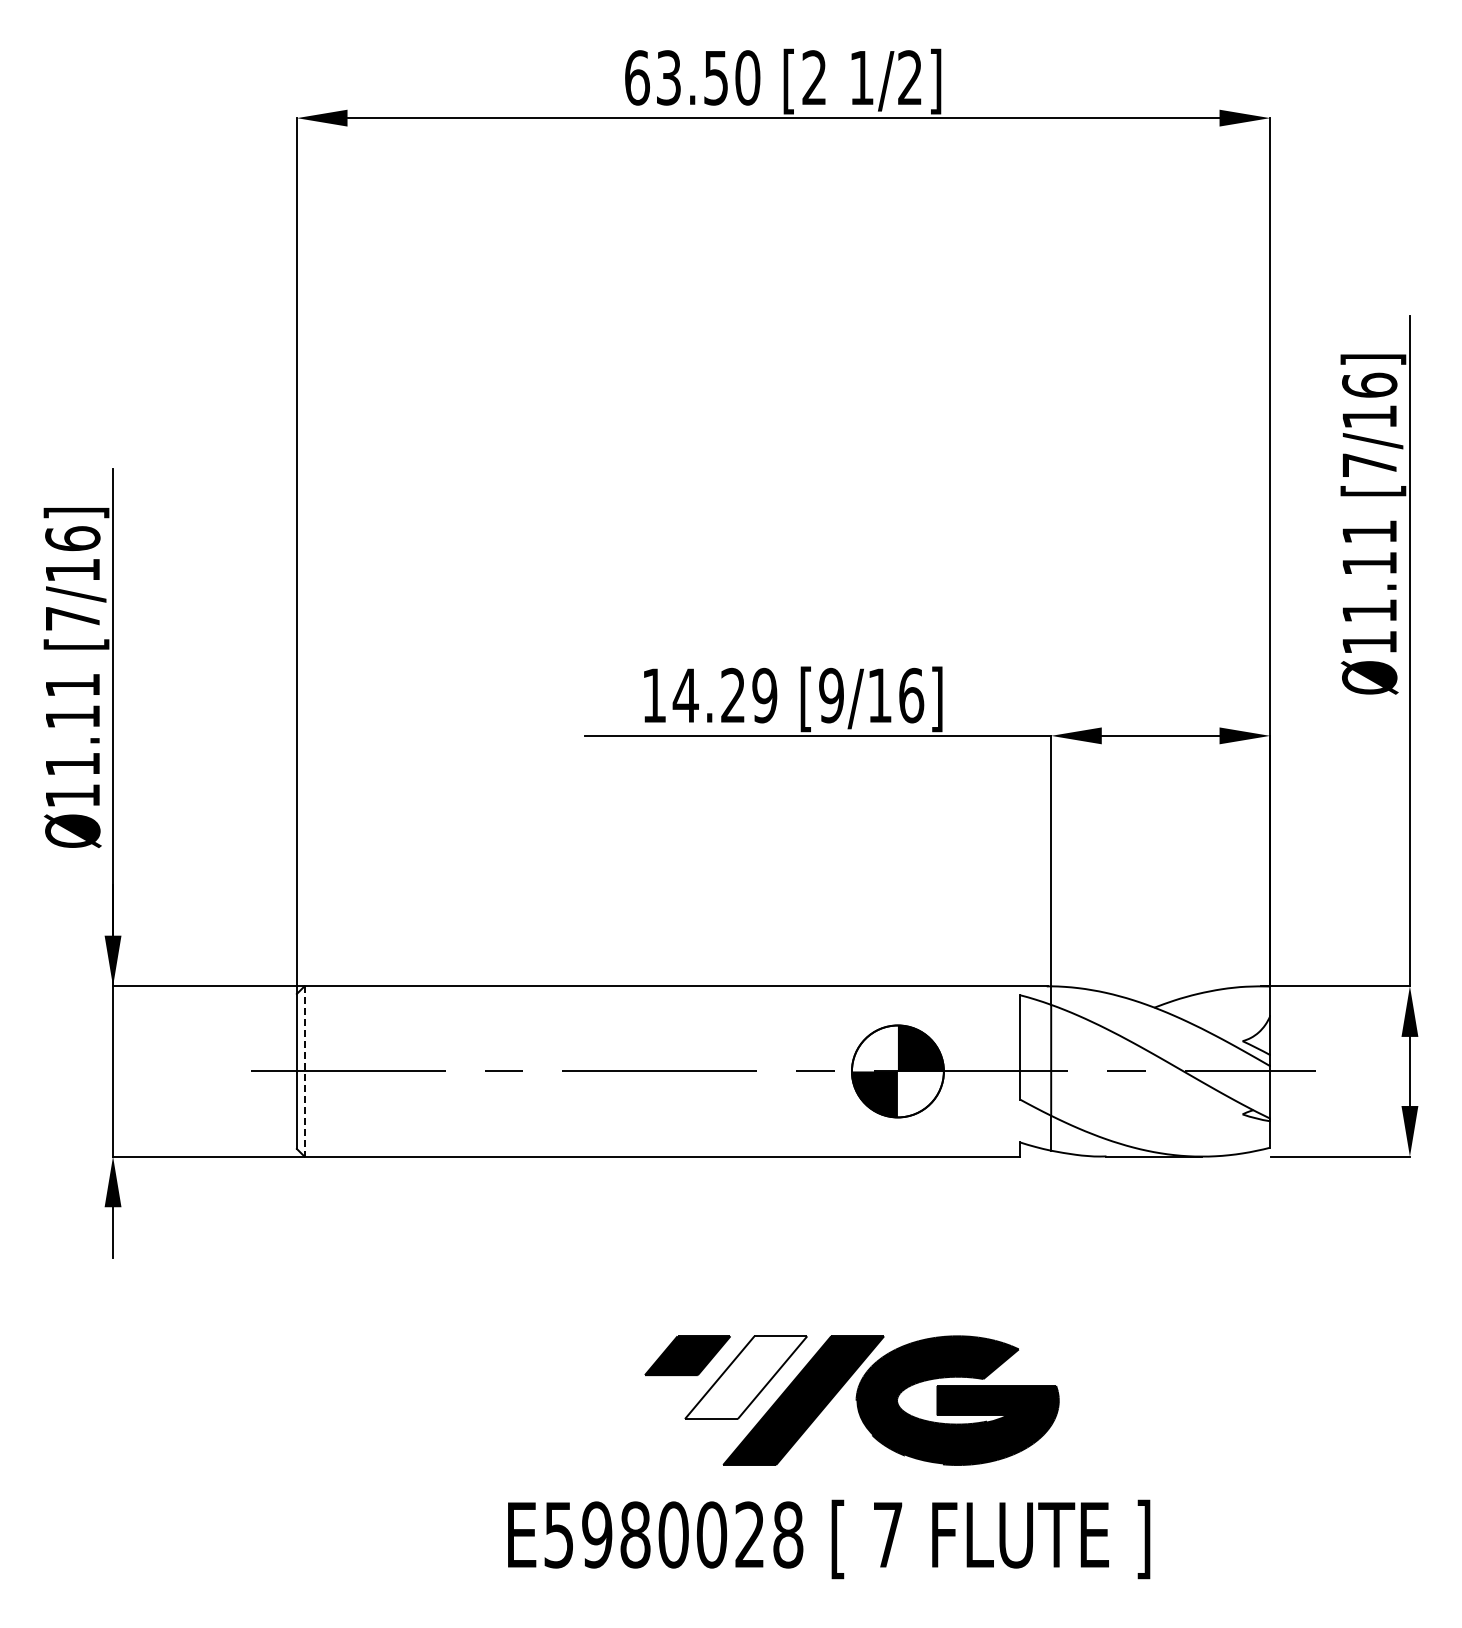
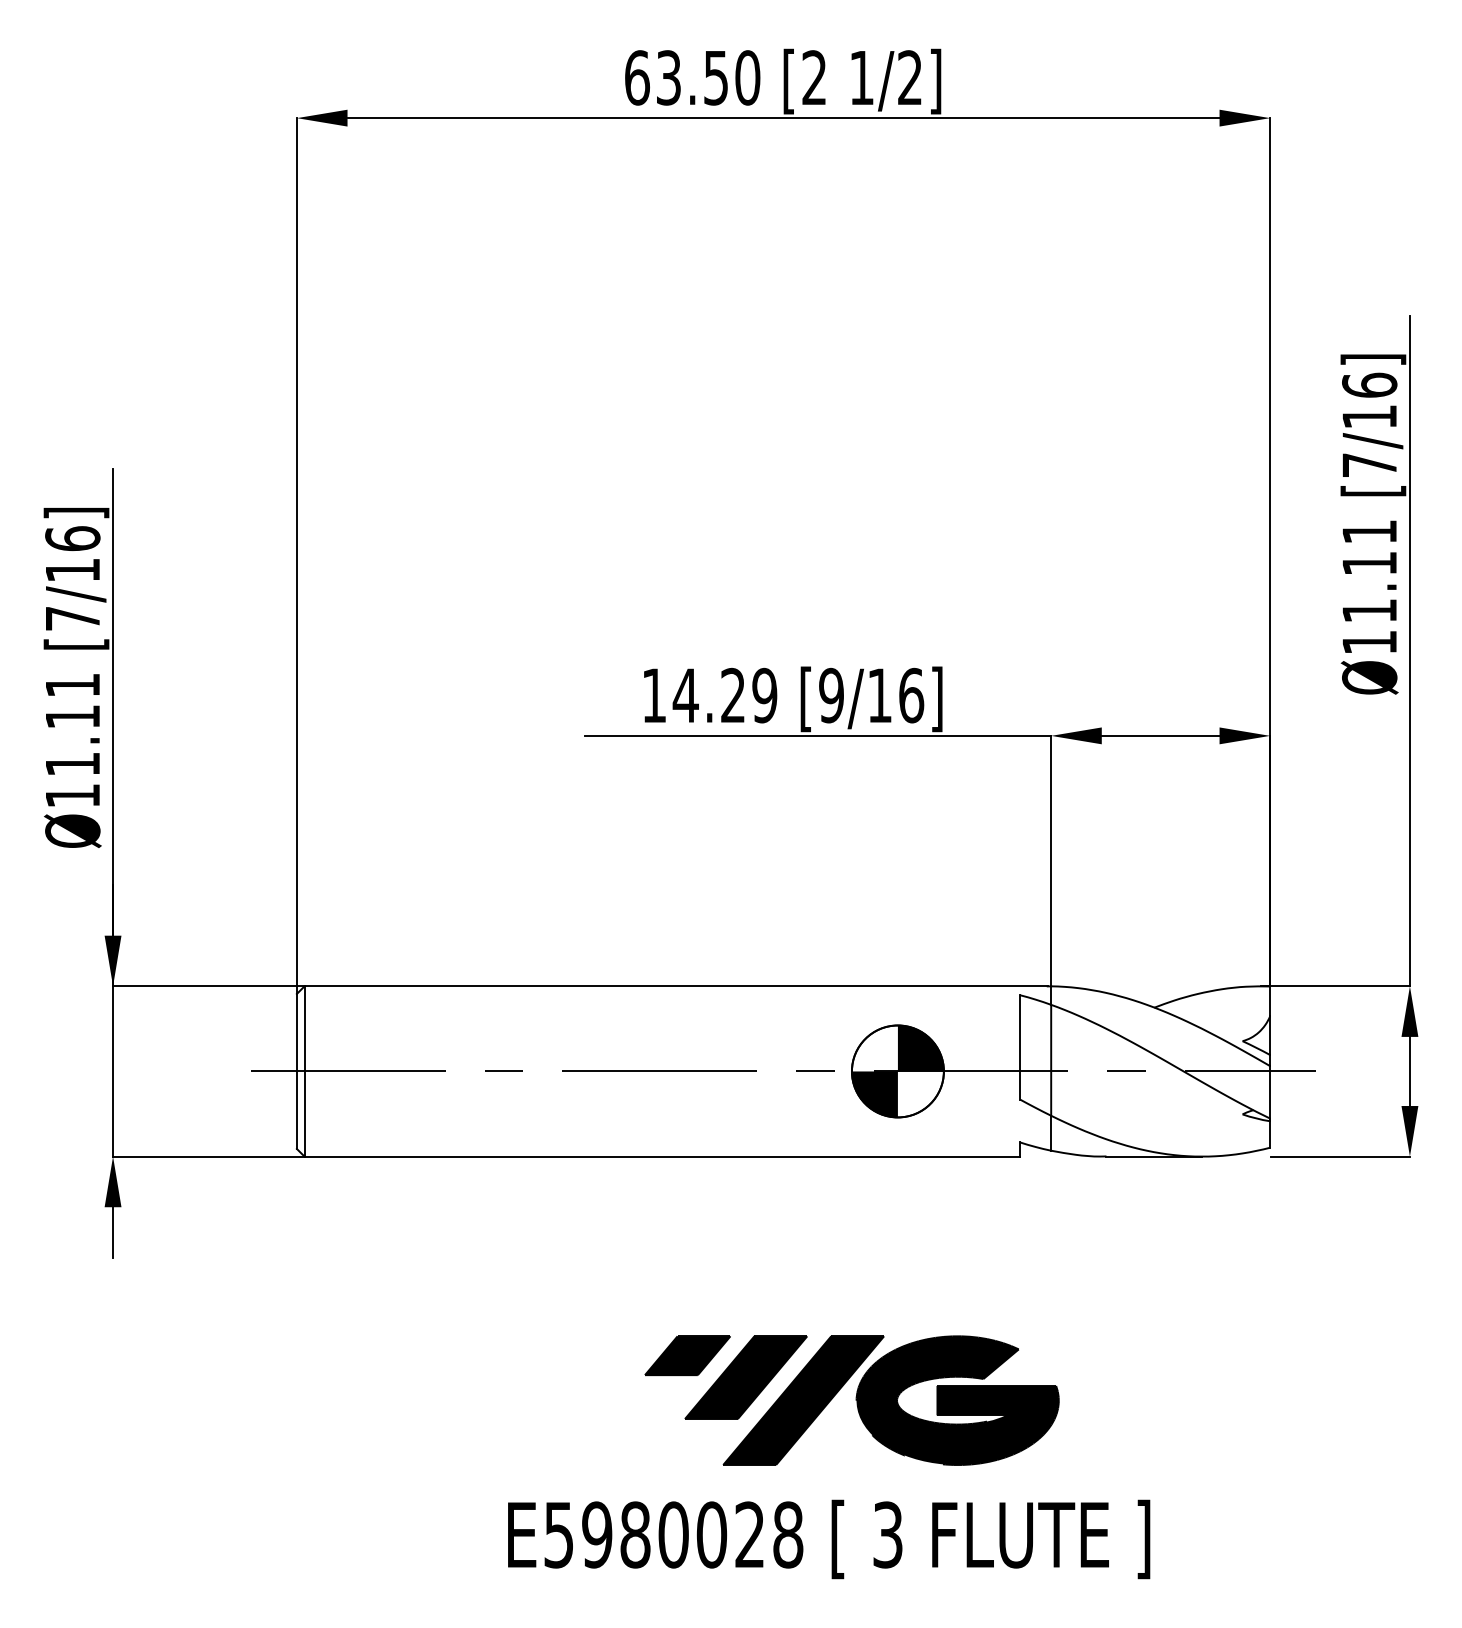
line: dashed -> solid (304, 1071)
fill: none -> present (746, 1377)
text: 7 -> 3 (887, 1534)
